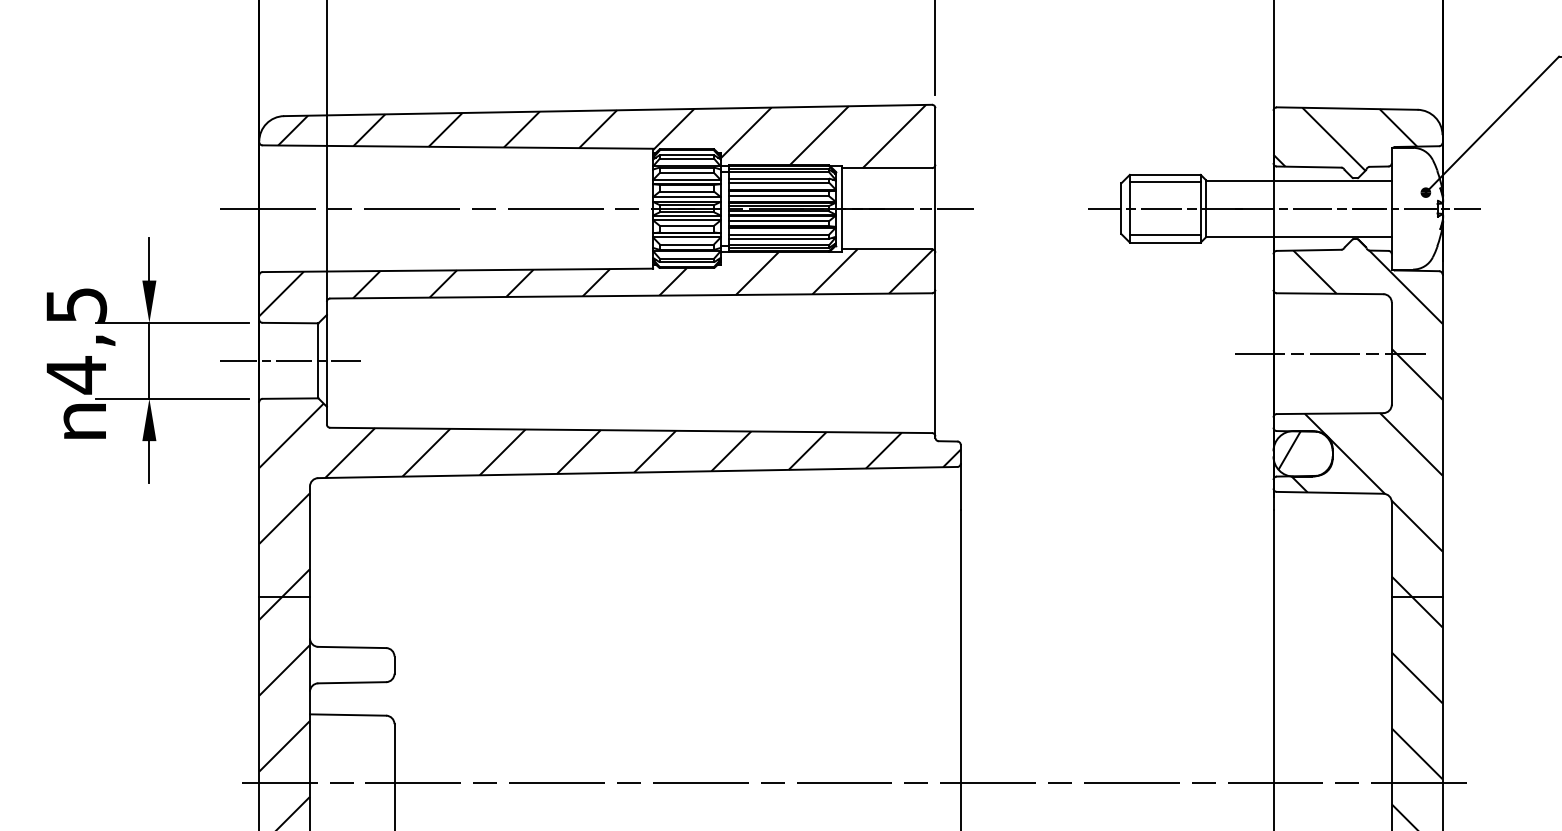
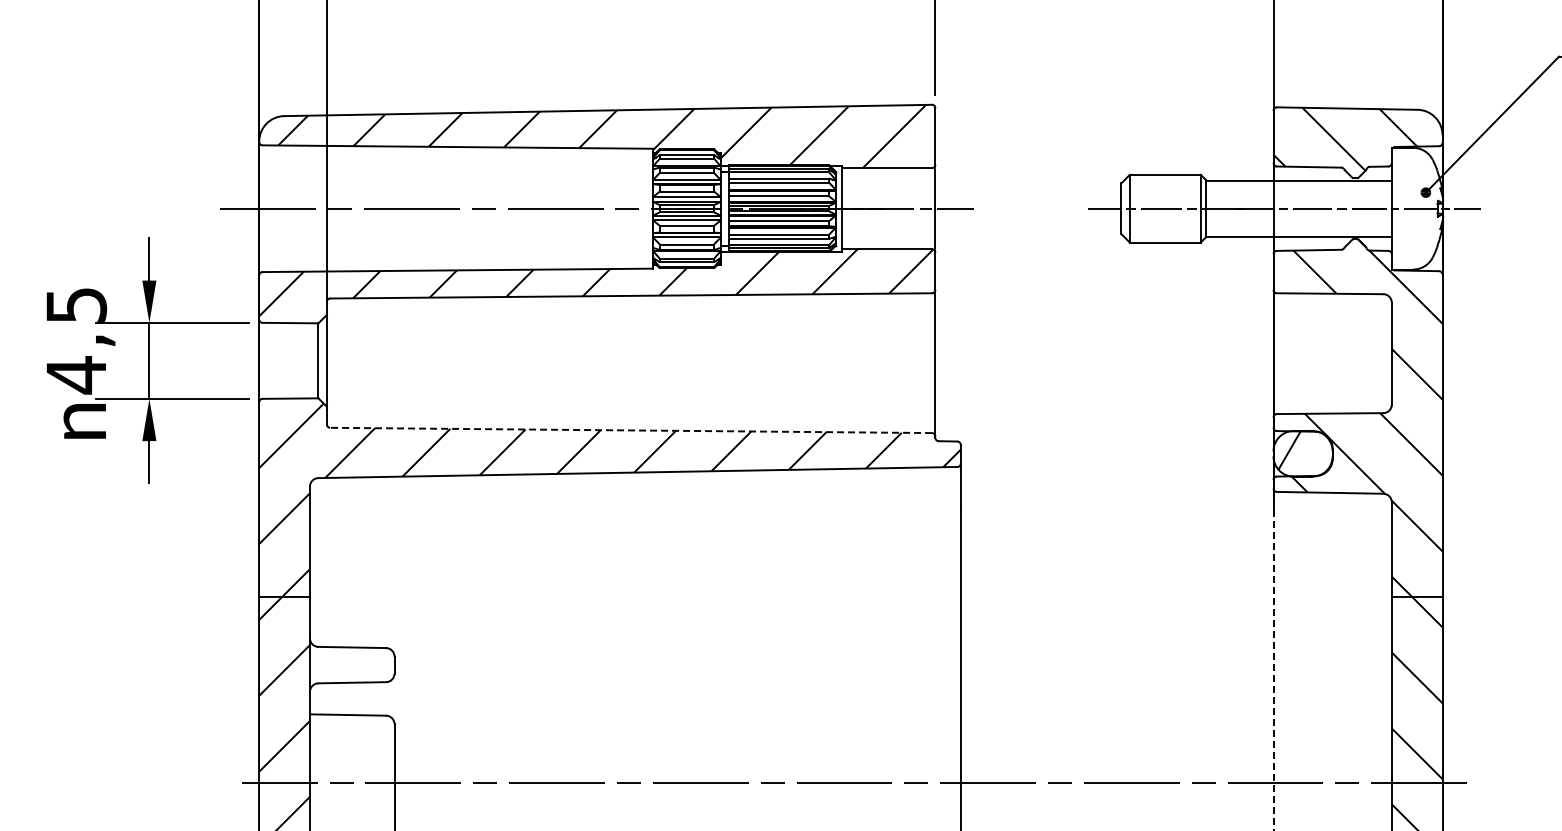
line: present -> none (1164, 181)
line: present -> none (1164, 235)
line: present -> none (1329, 353)
line: present -> none (290, 360)
line: solid -> dashed (631, 430)
line: solid -> dashed (1273, 670)
